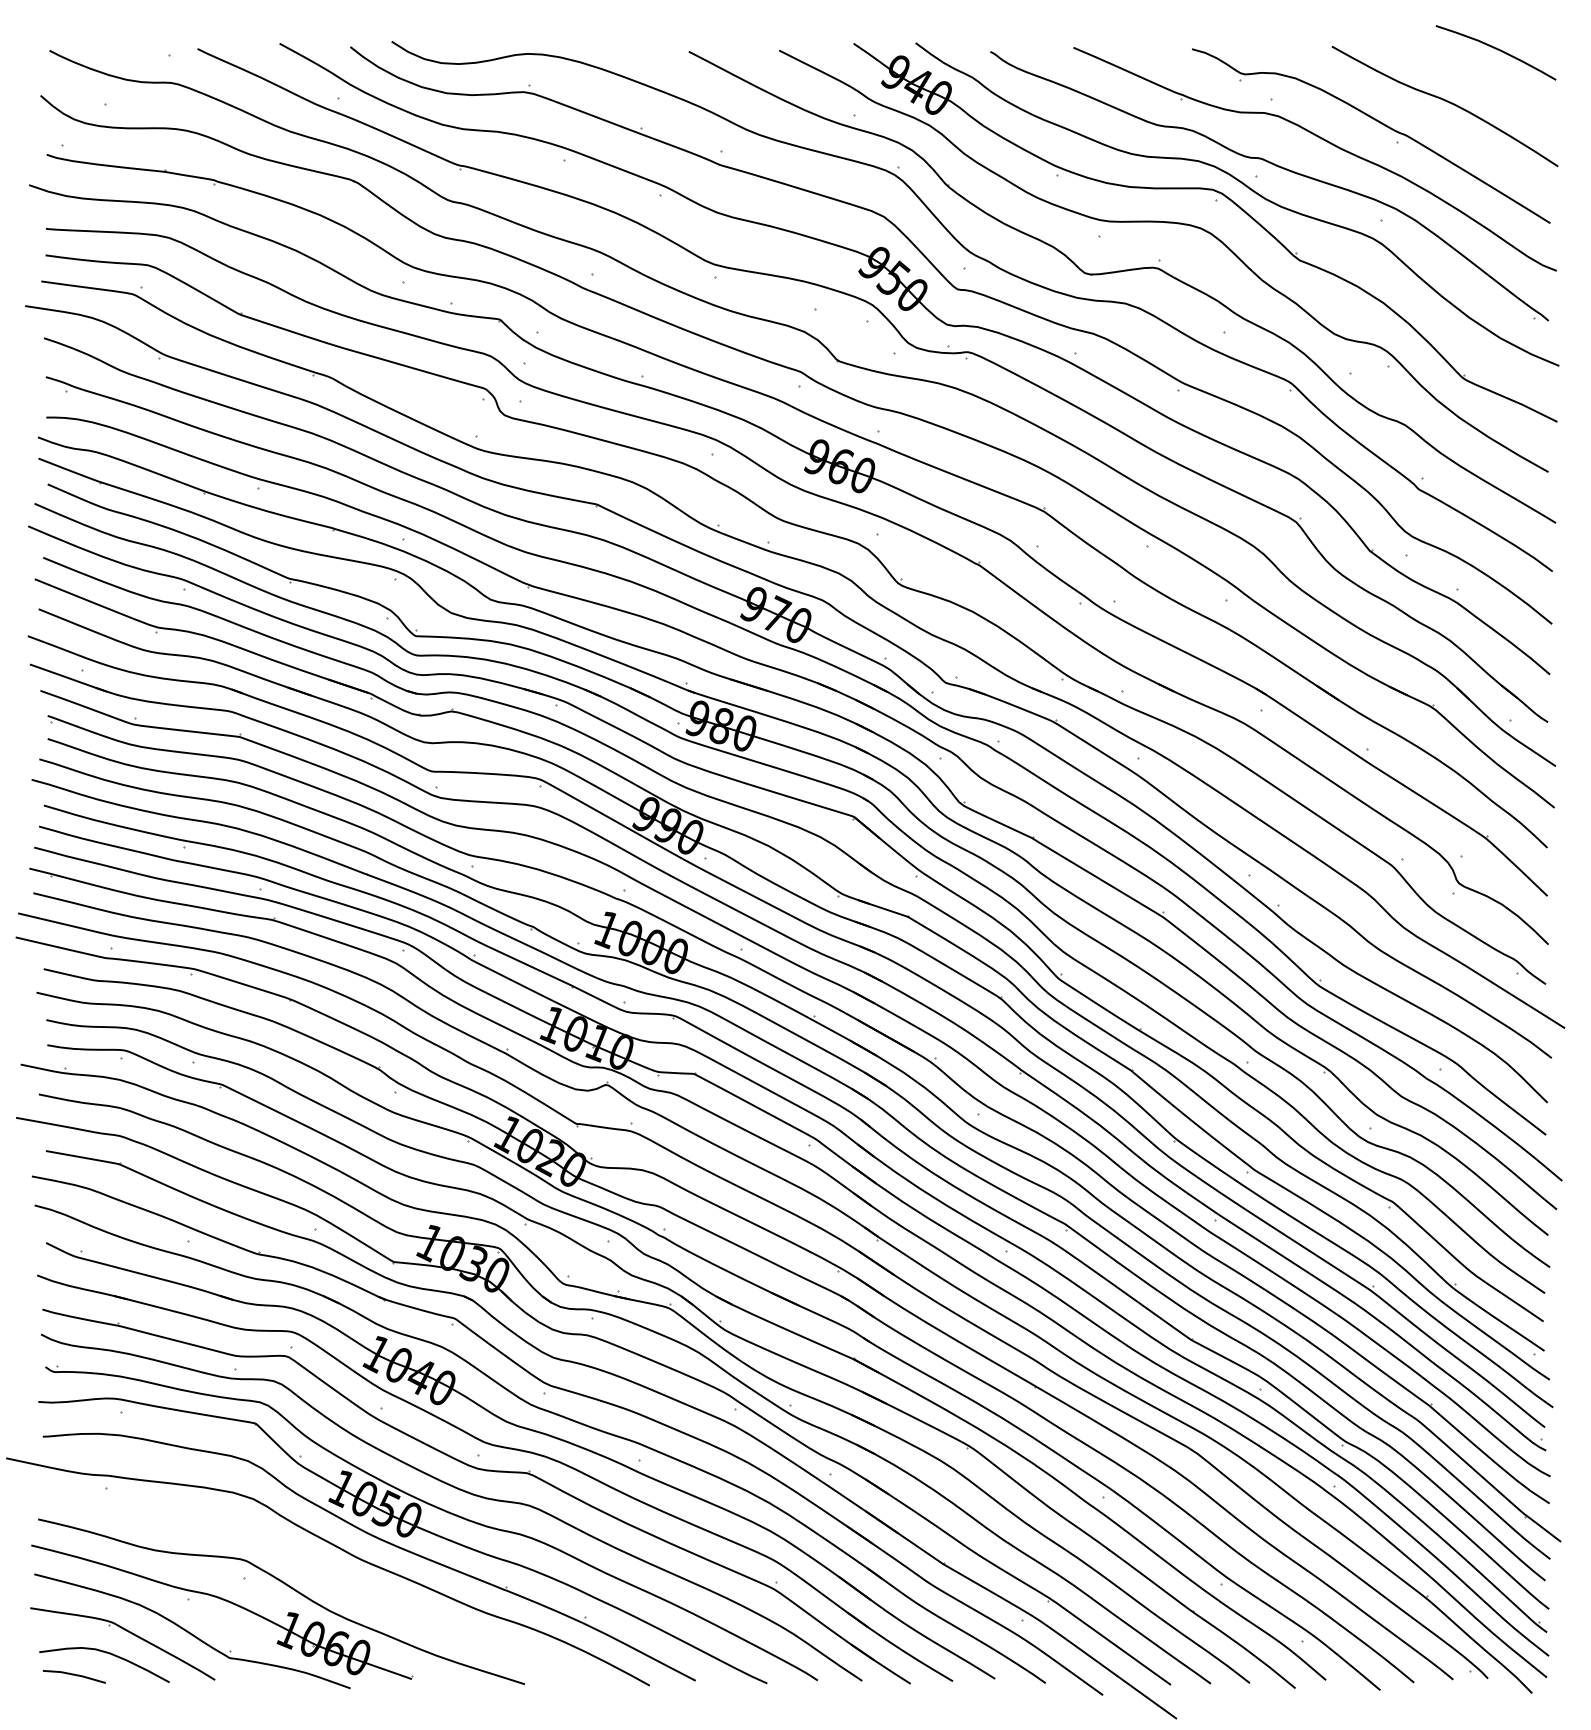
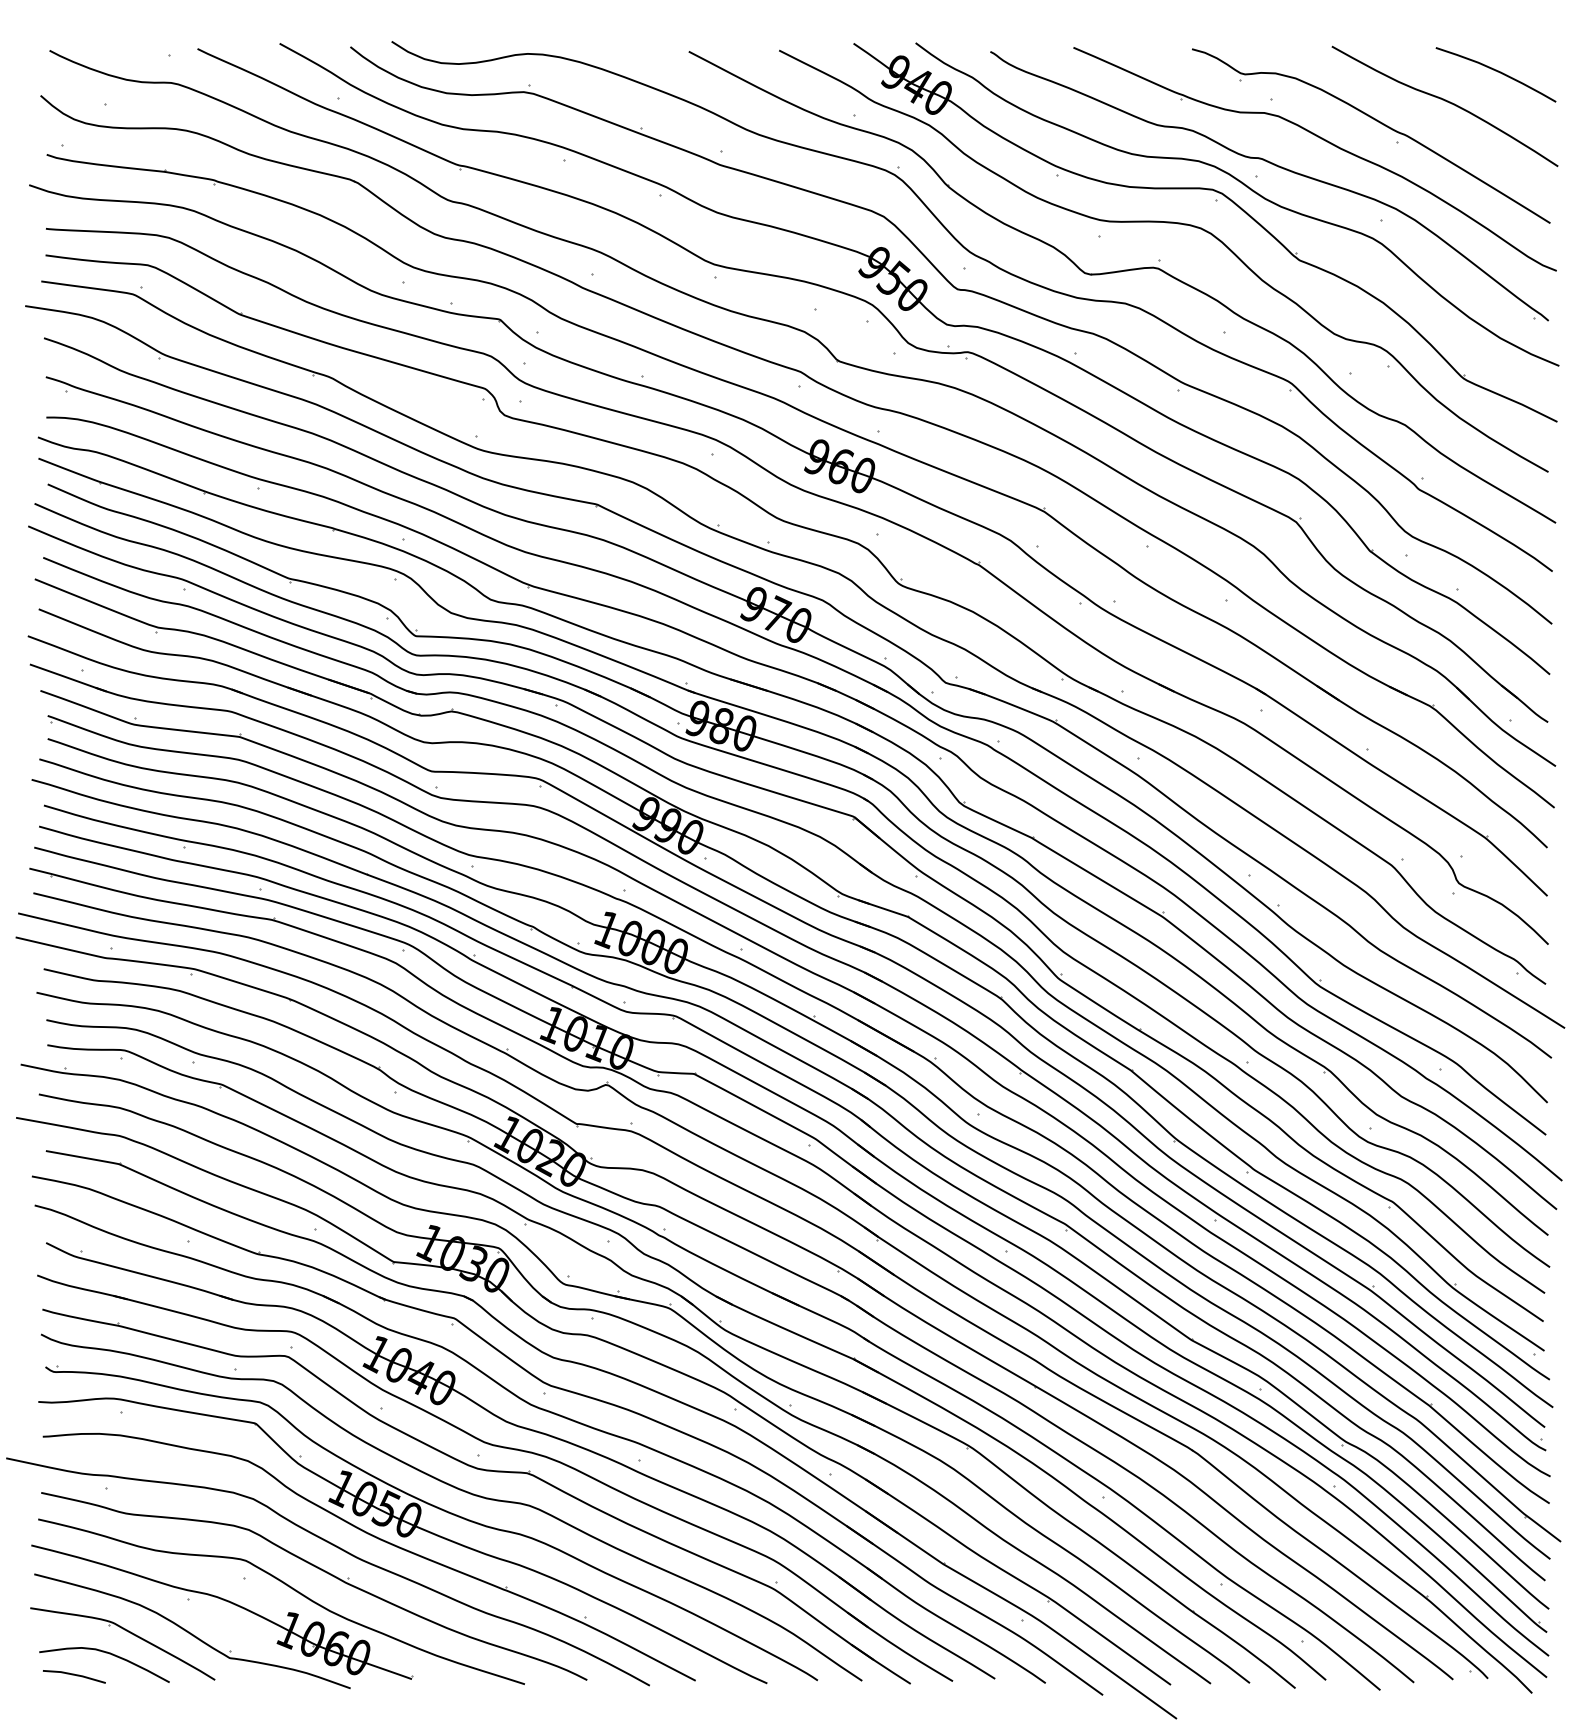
curve position: (1497, 50) -> (1497, 72) (1497, 72)
part: none -> present (322, 1571)
